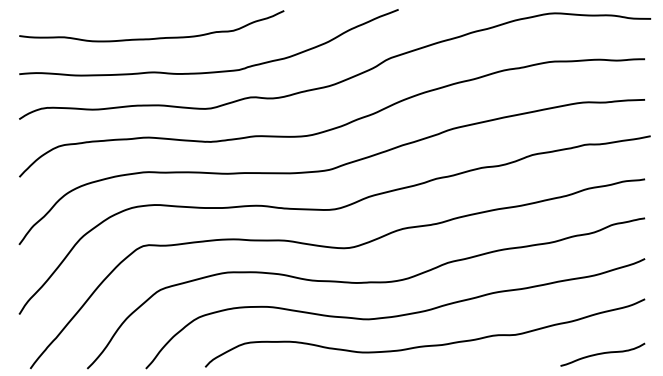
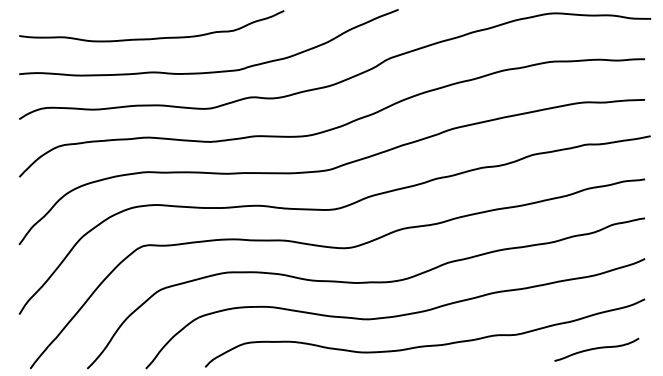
curve position: (602, 354) -> (596, 349) (596, 349)
